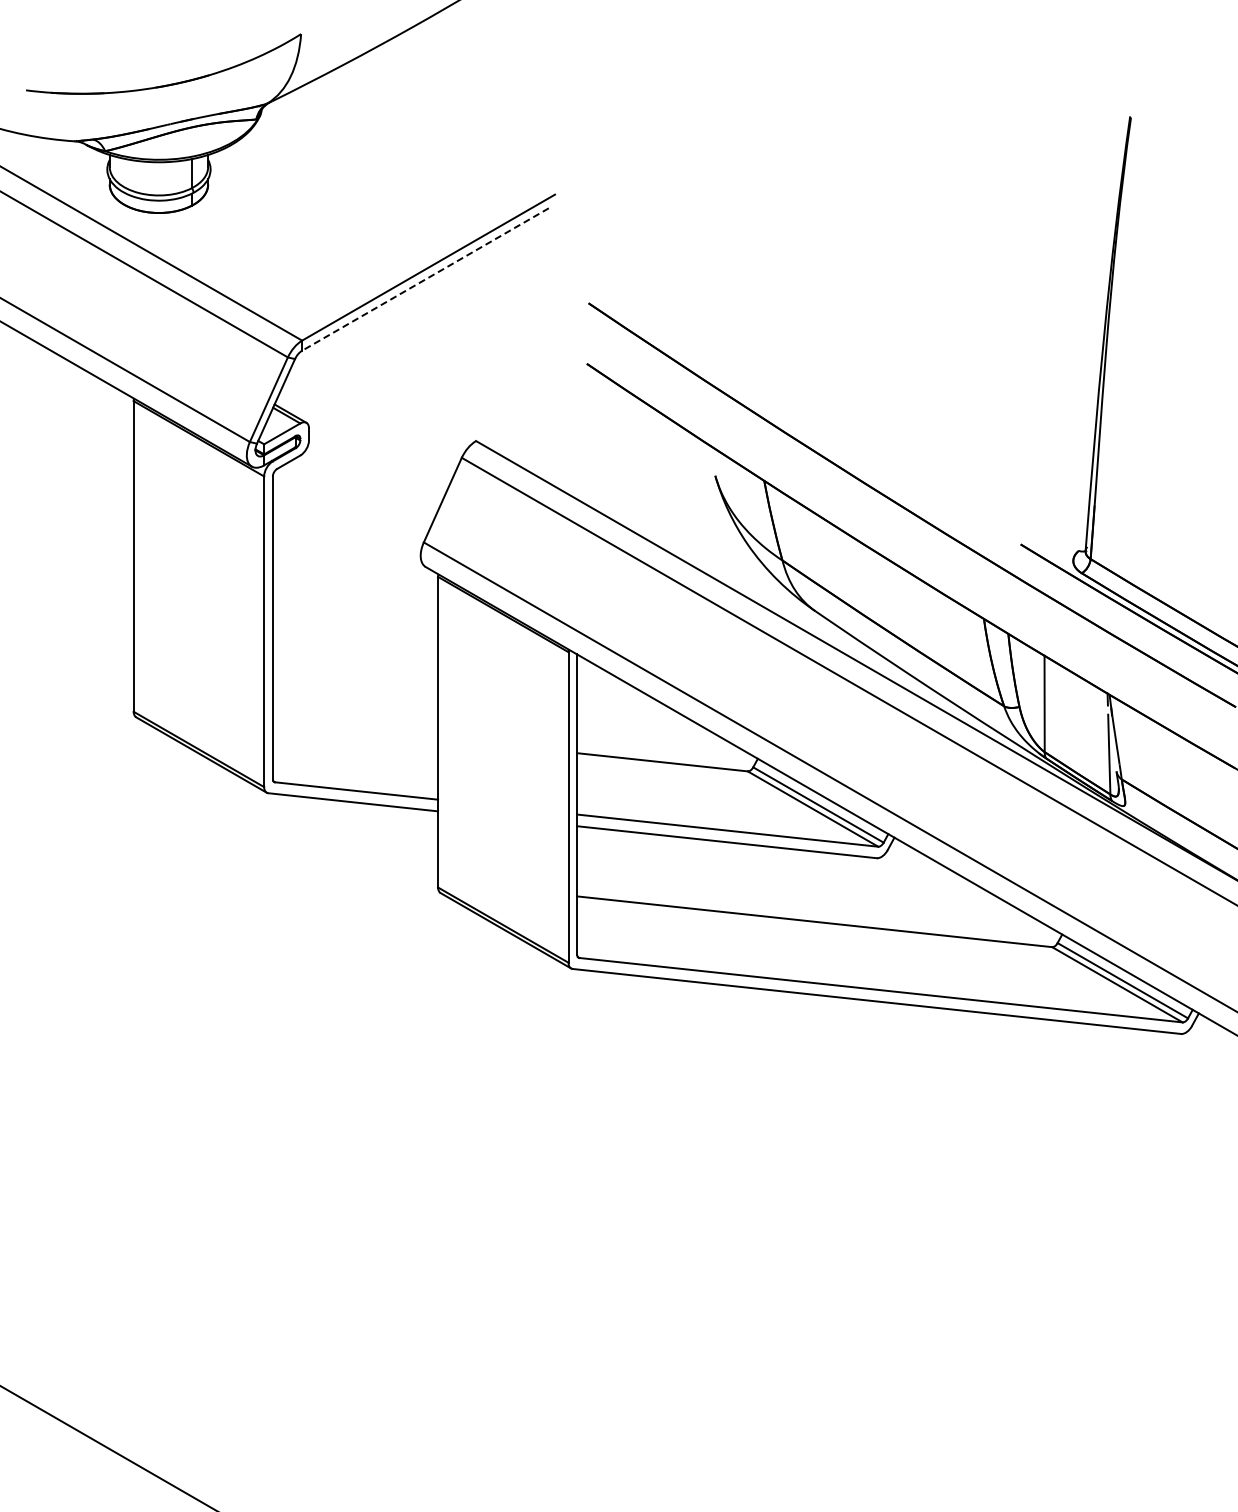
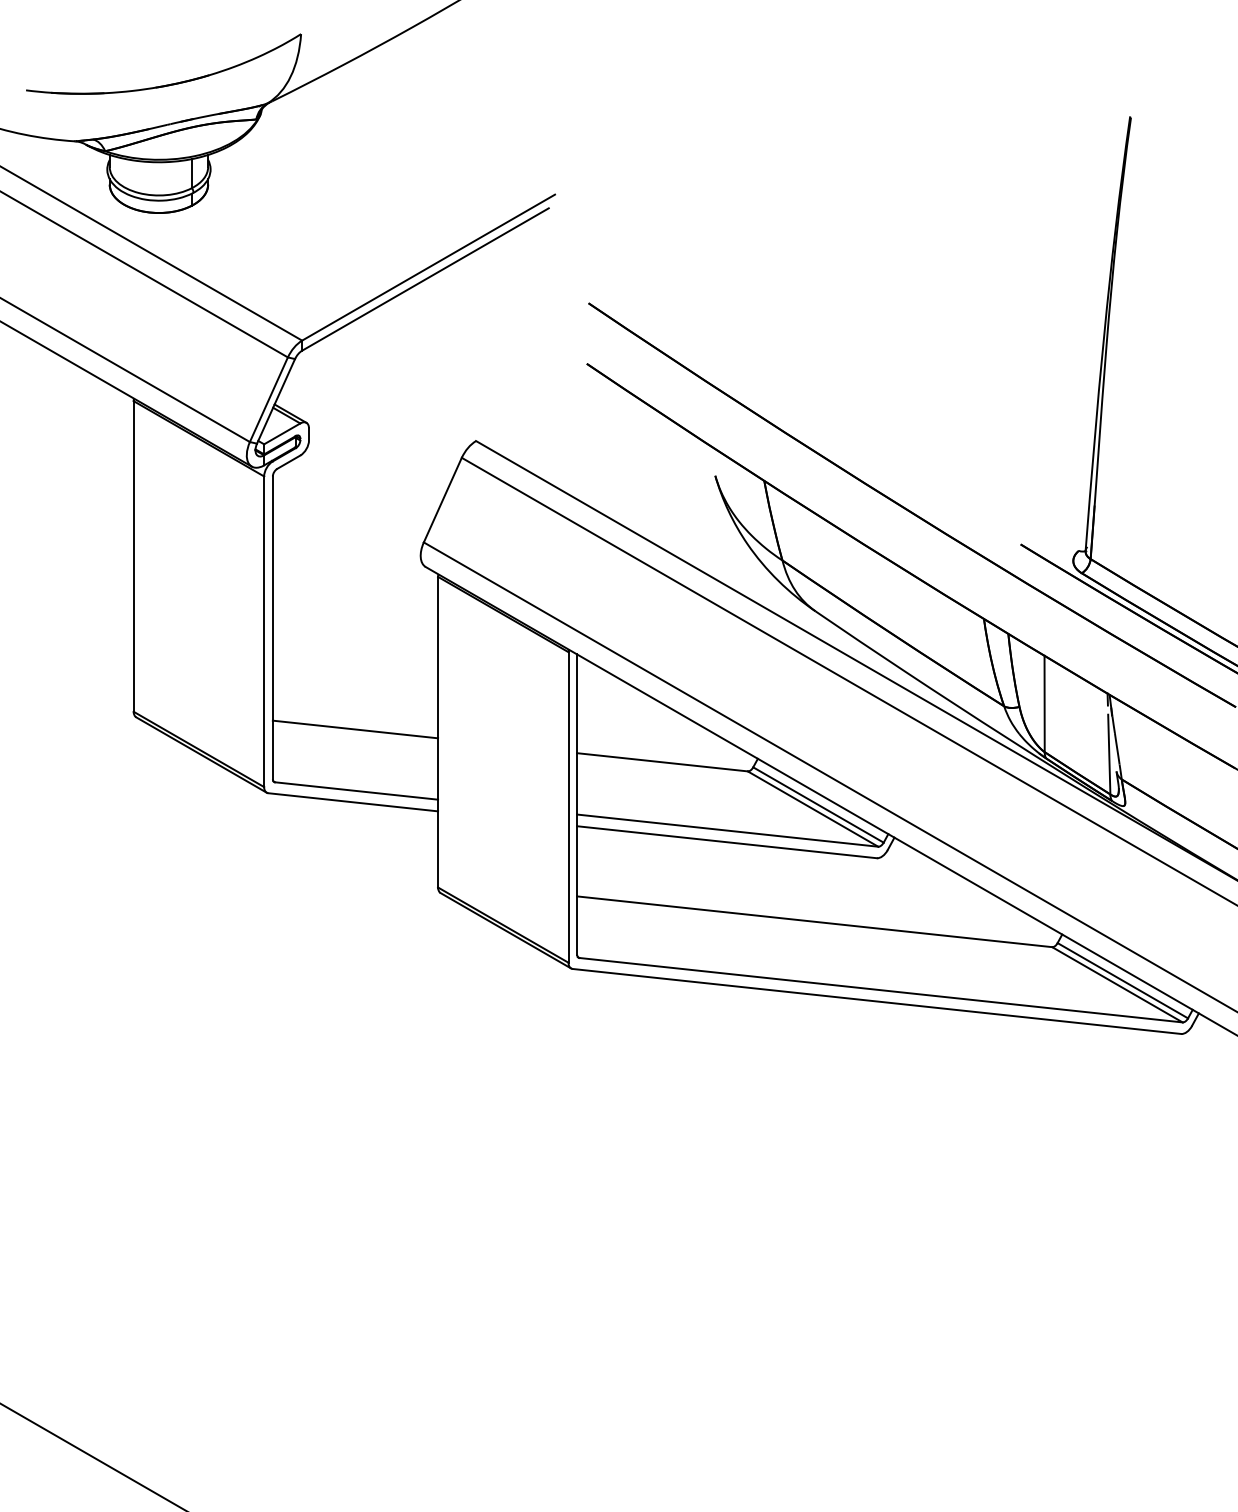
line: dashed -> solid (425, 279)
line: none -> present (355, 729)
line position: (107, 1447) -> (92, 1456) (92, 1456)
